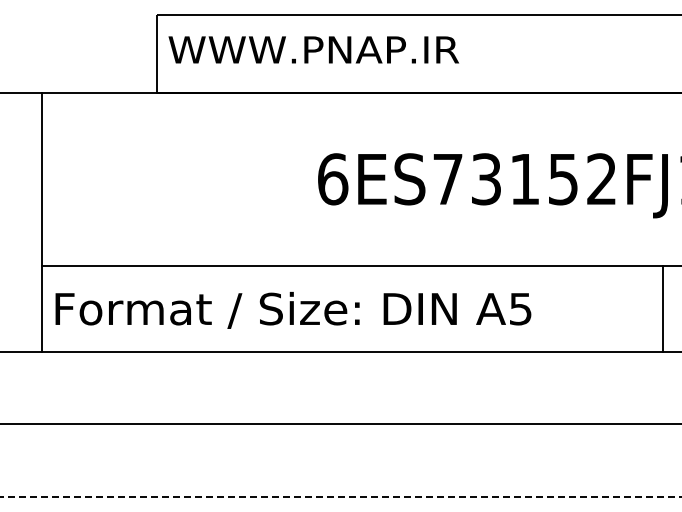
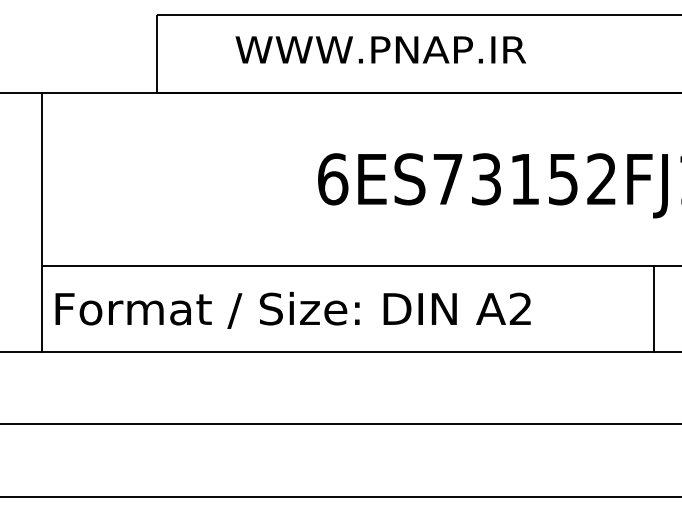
text position: (313, 49) -> (380, 49) (380, 49)
text: A5 -> A2 (520, 308)
line position: (663, 308) -> (654, 308) (654, 308)
line: dashed -> solid (342, 496)
